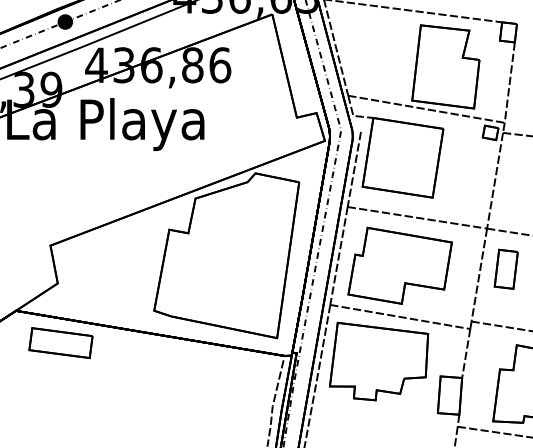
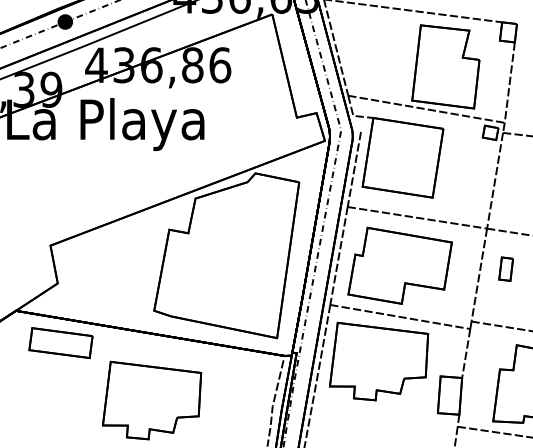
part size: 26x42 px -> 16x26 px (505, 268)
part: none -> present (152, 400)
